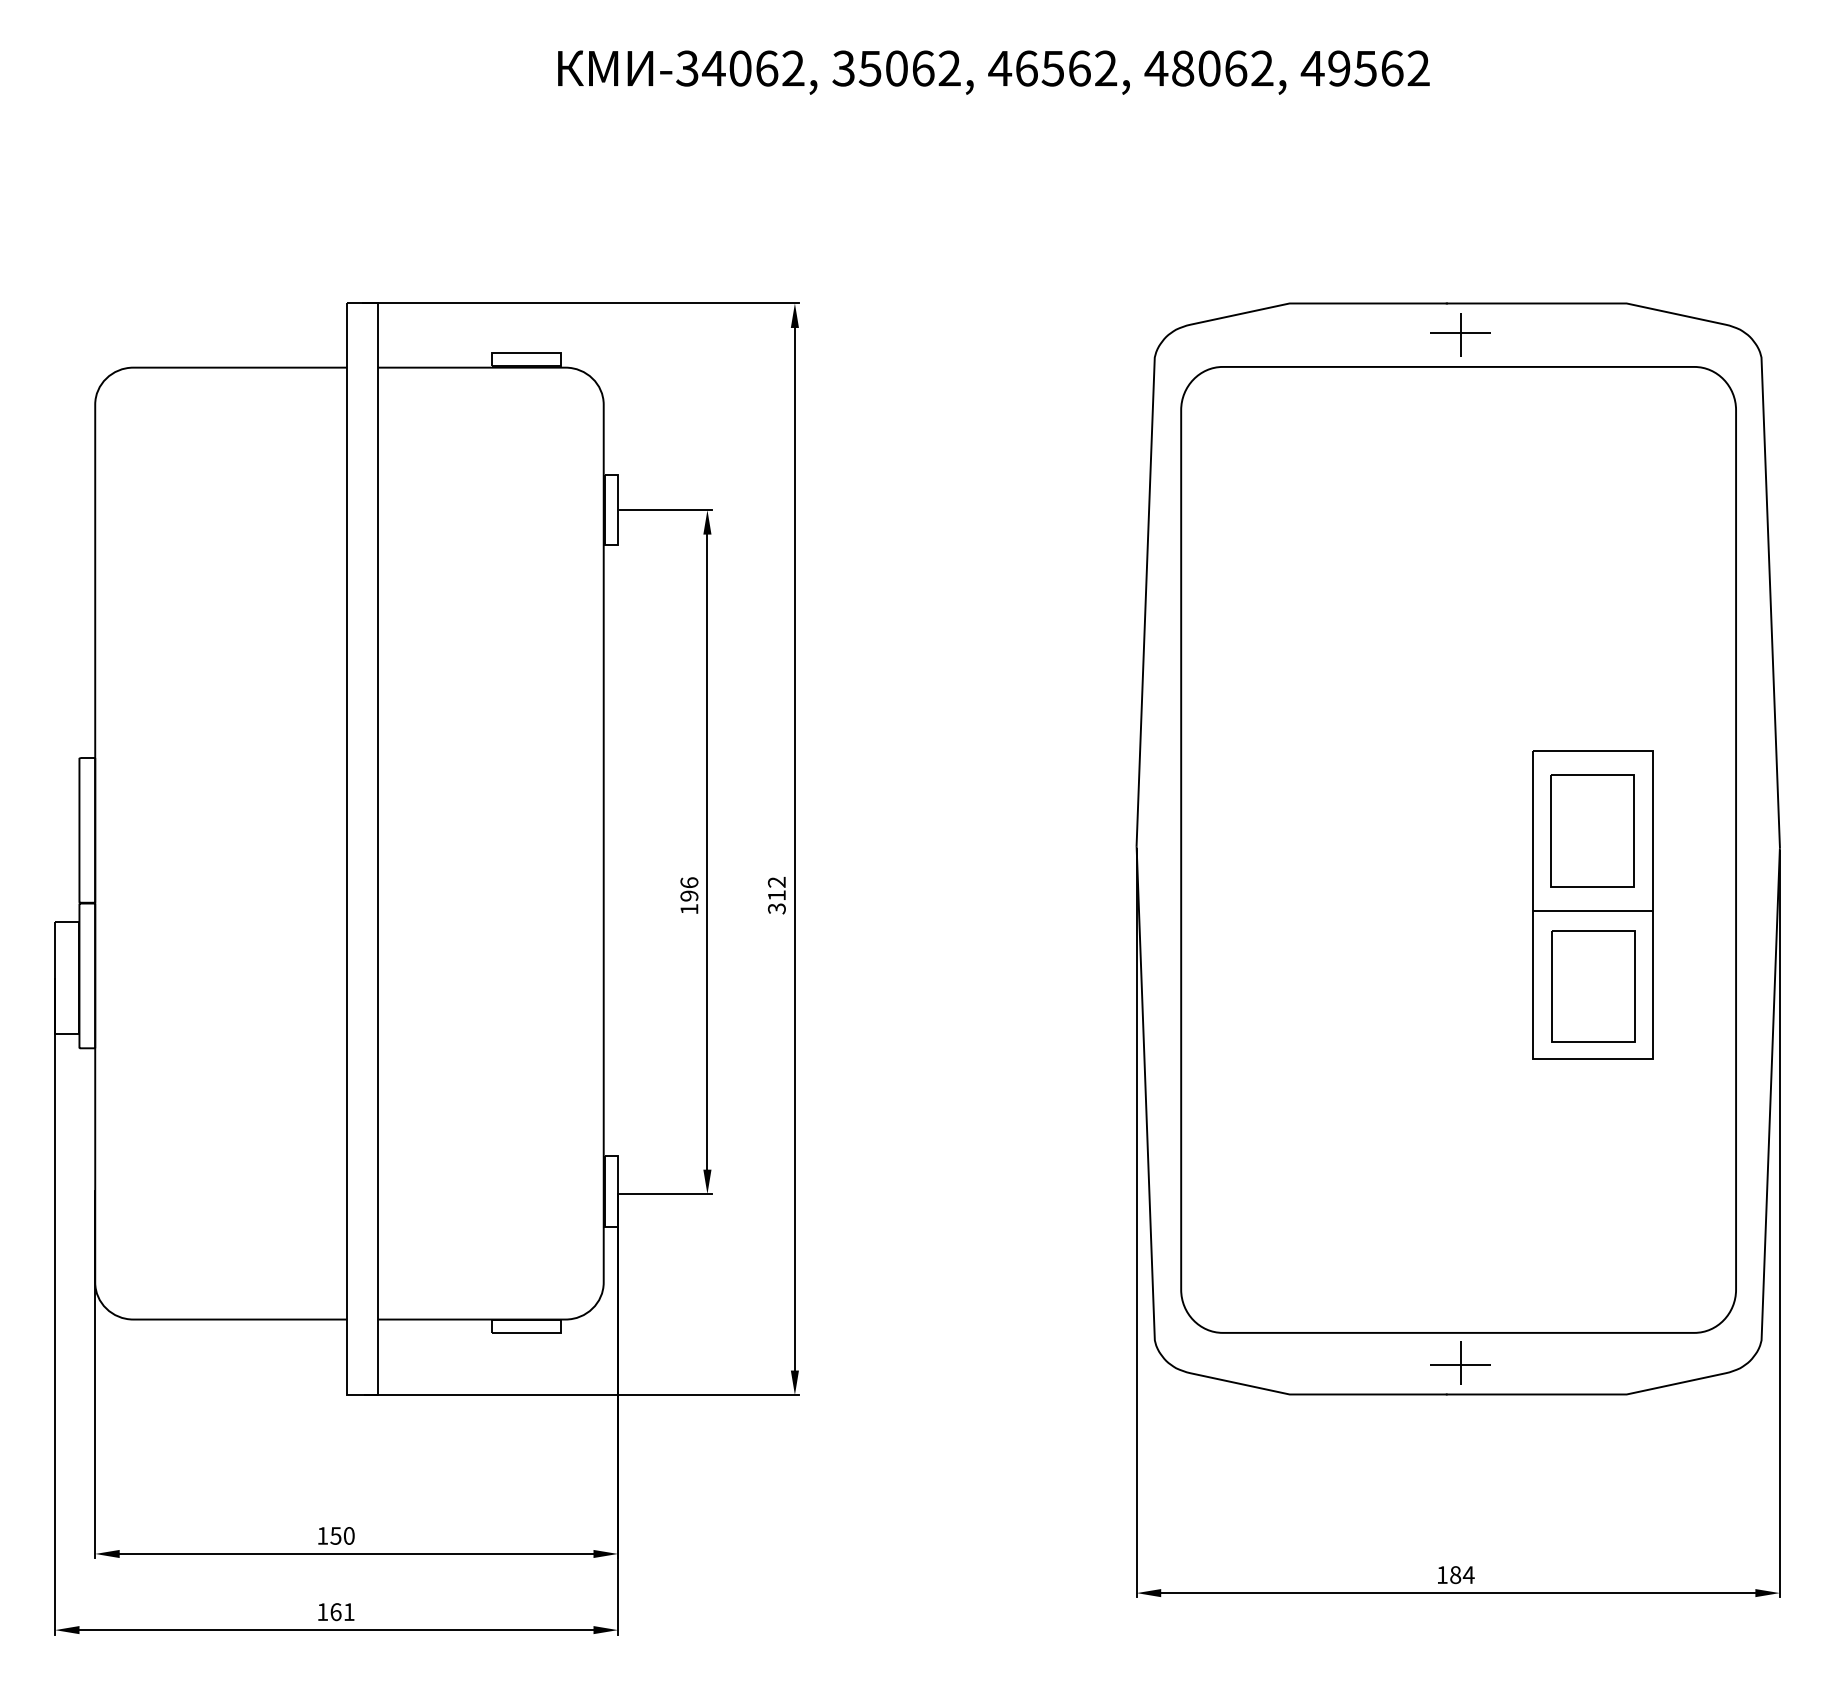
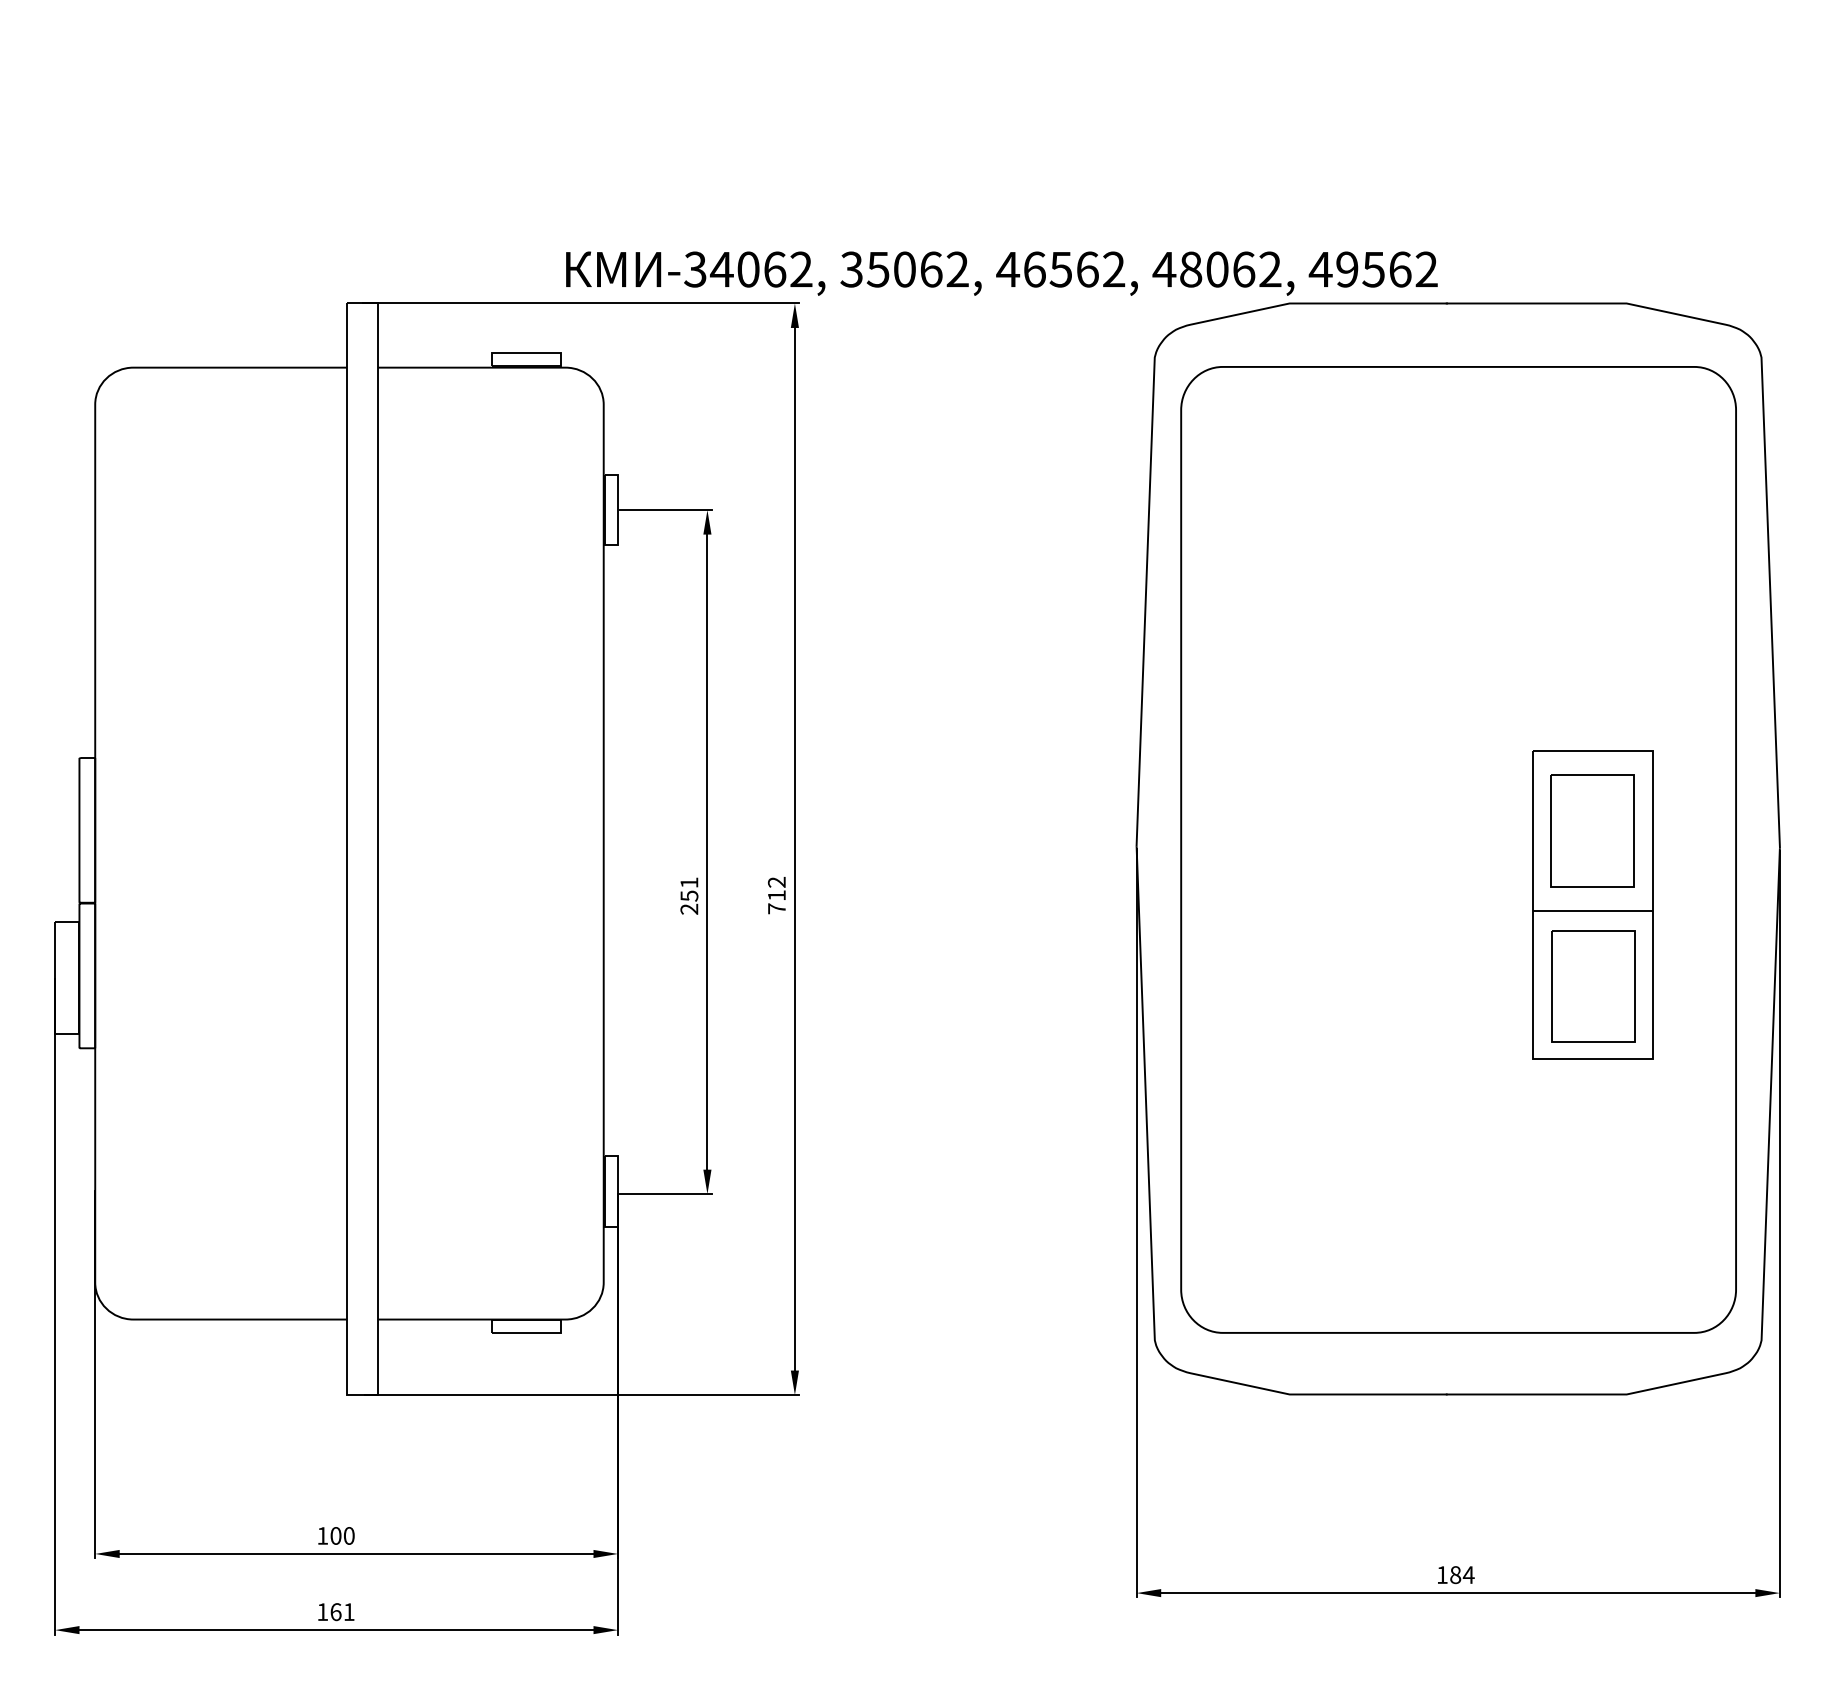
text position: (993, 72) -> (1001, 273) (1001, 273)
part: present -> none (1460, 334)
text: 196 -> 251 (689, 895)
text: 312 -> 712 (776, 908)
part: present -> none (1460, 1362)
text: 150 -> 100 (335, 1535)
